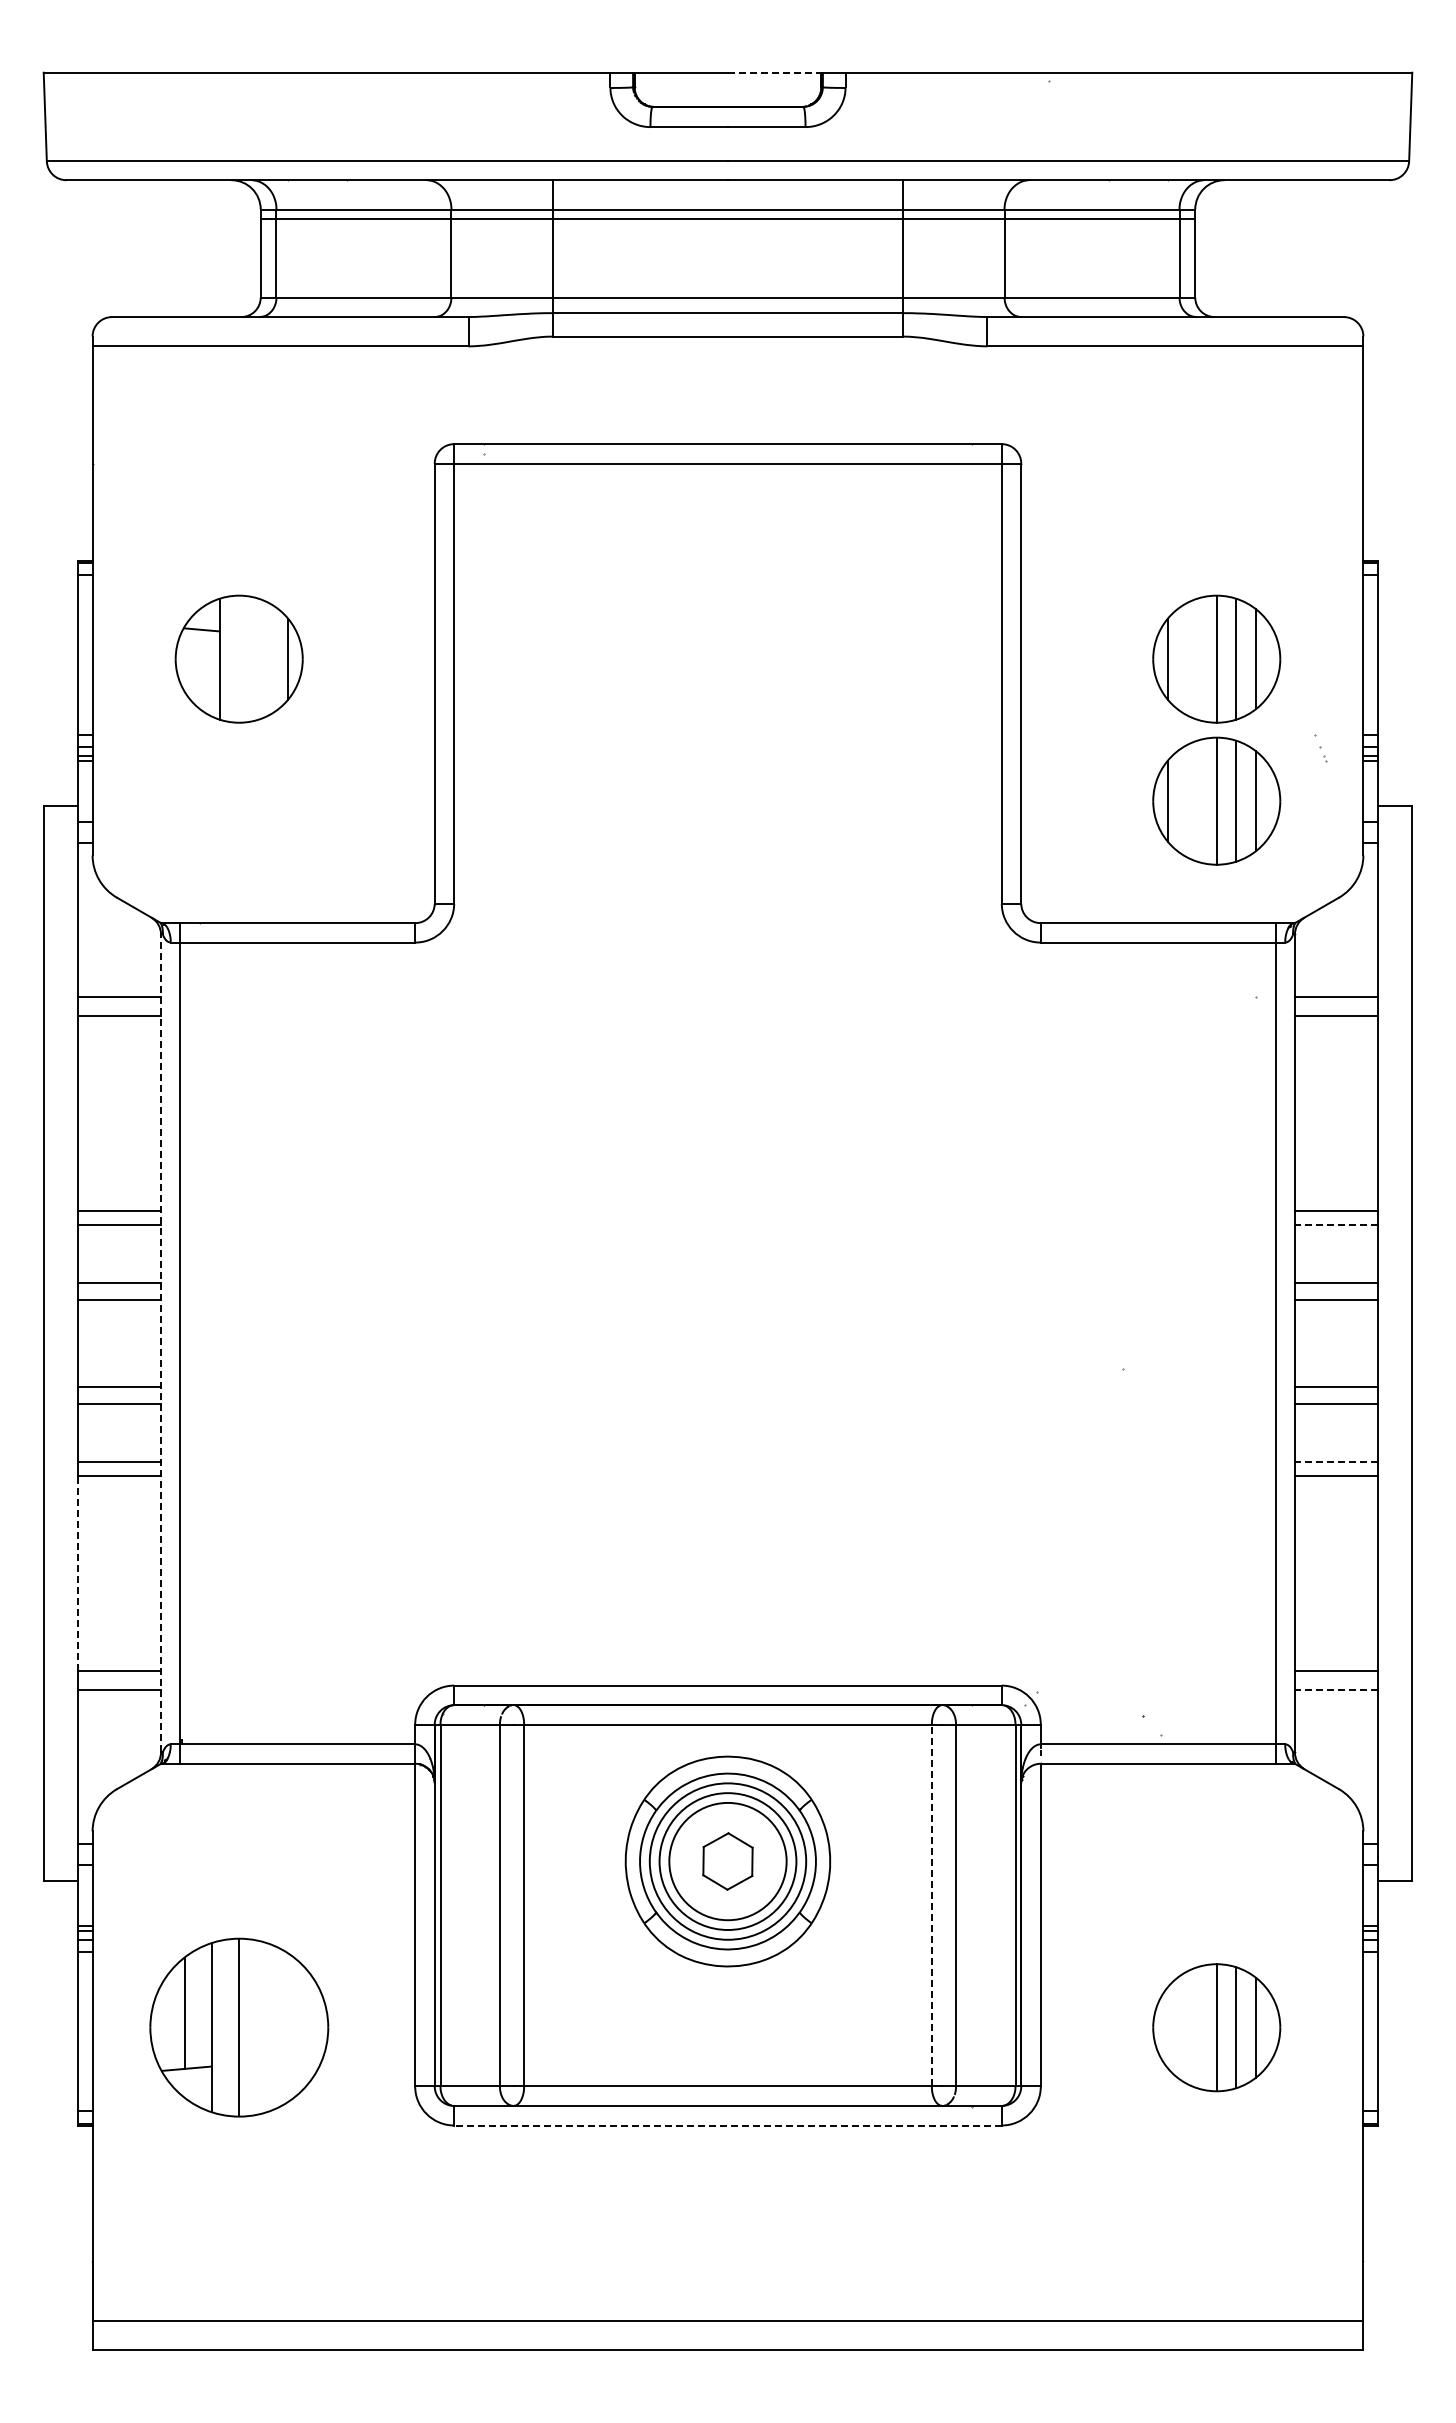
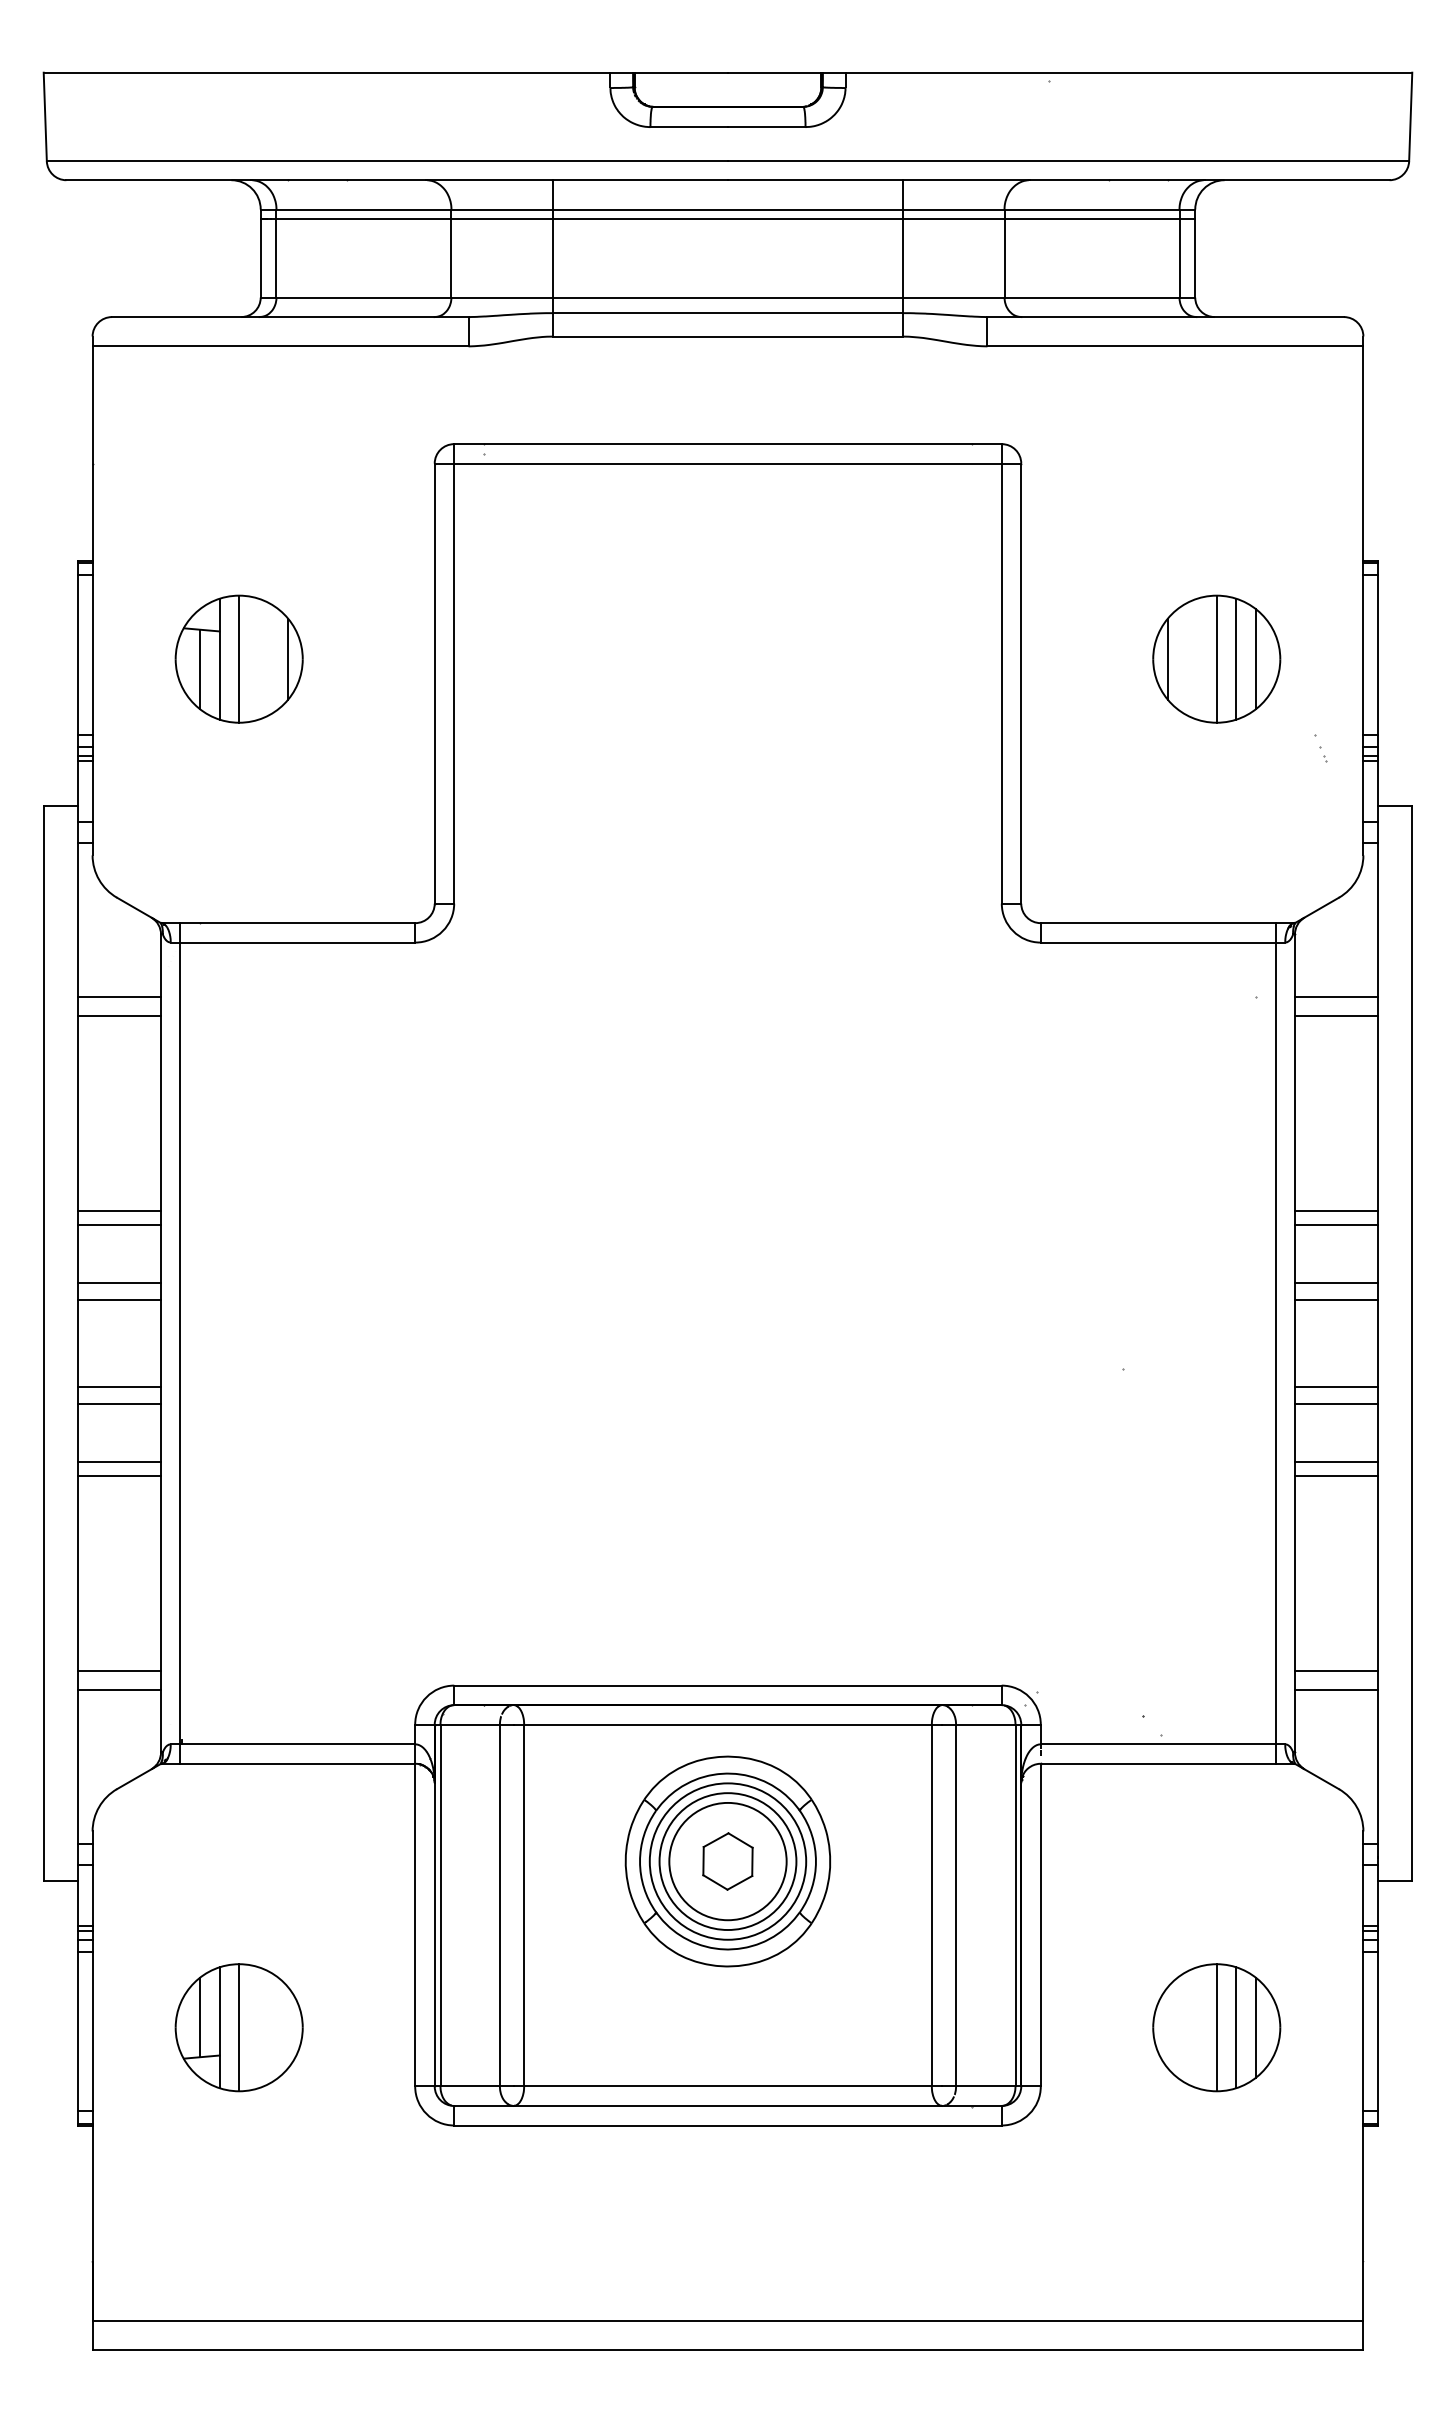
line: dashed -> solid (774, 72)
line: none -> present (239, 658)
line: none -> present (200, 669)
part: present -> none (1216, 800)
line: dashed -> solid (1336, 1224)
line: dashed -> solid (161, 1342)
line: dashed -> solid (1336, 1461)
line: dashed -> solid (77, 1573)
line: dashed -> solid (1336, 1690)
line: dashed -> solid (931, 1905)
part size: 181x181 px -> 130x130 px (238, 2027)
line: dashed -> solid (727, 2125)
